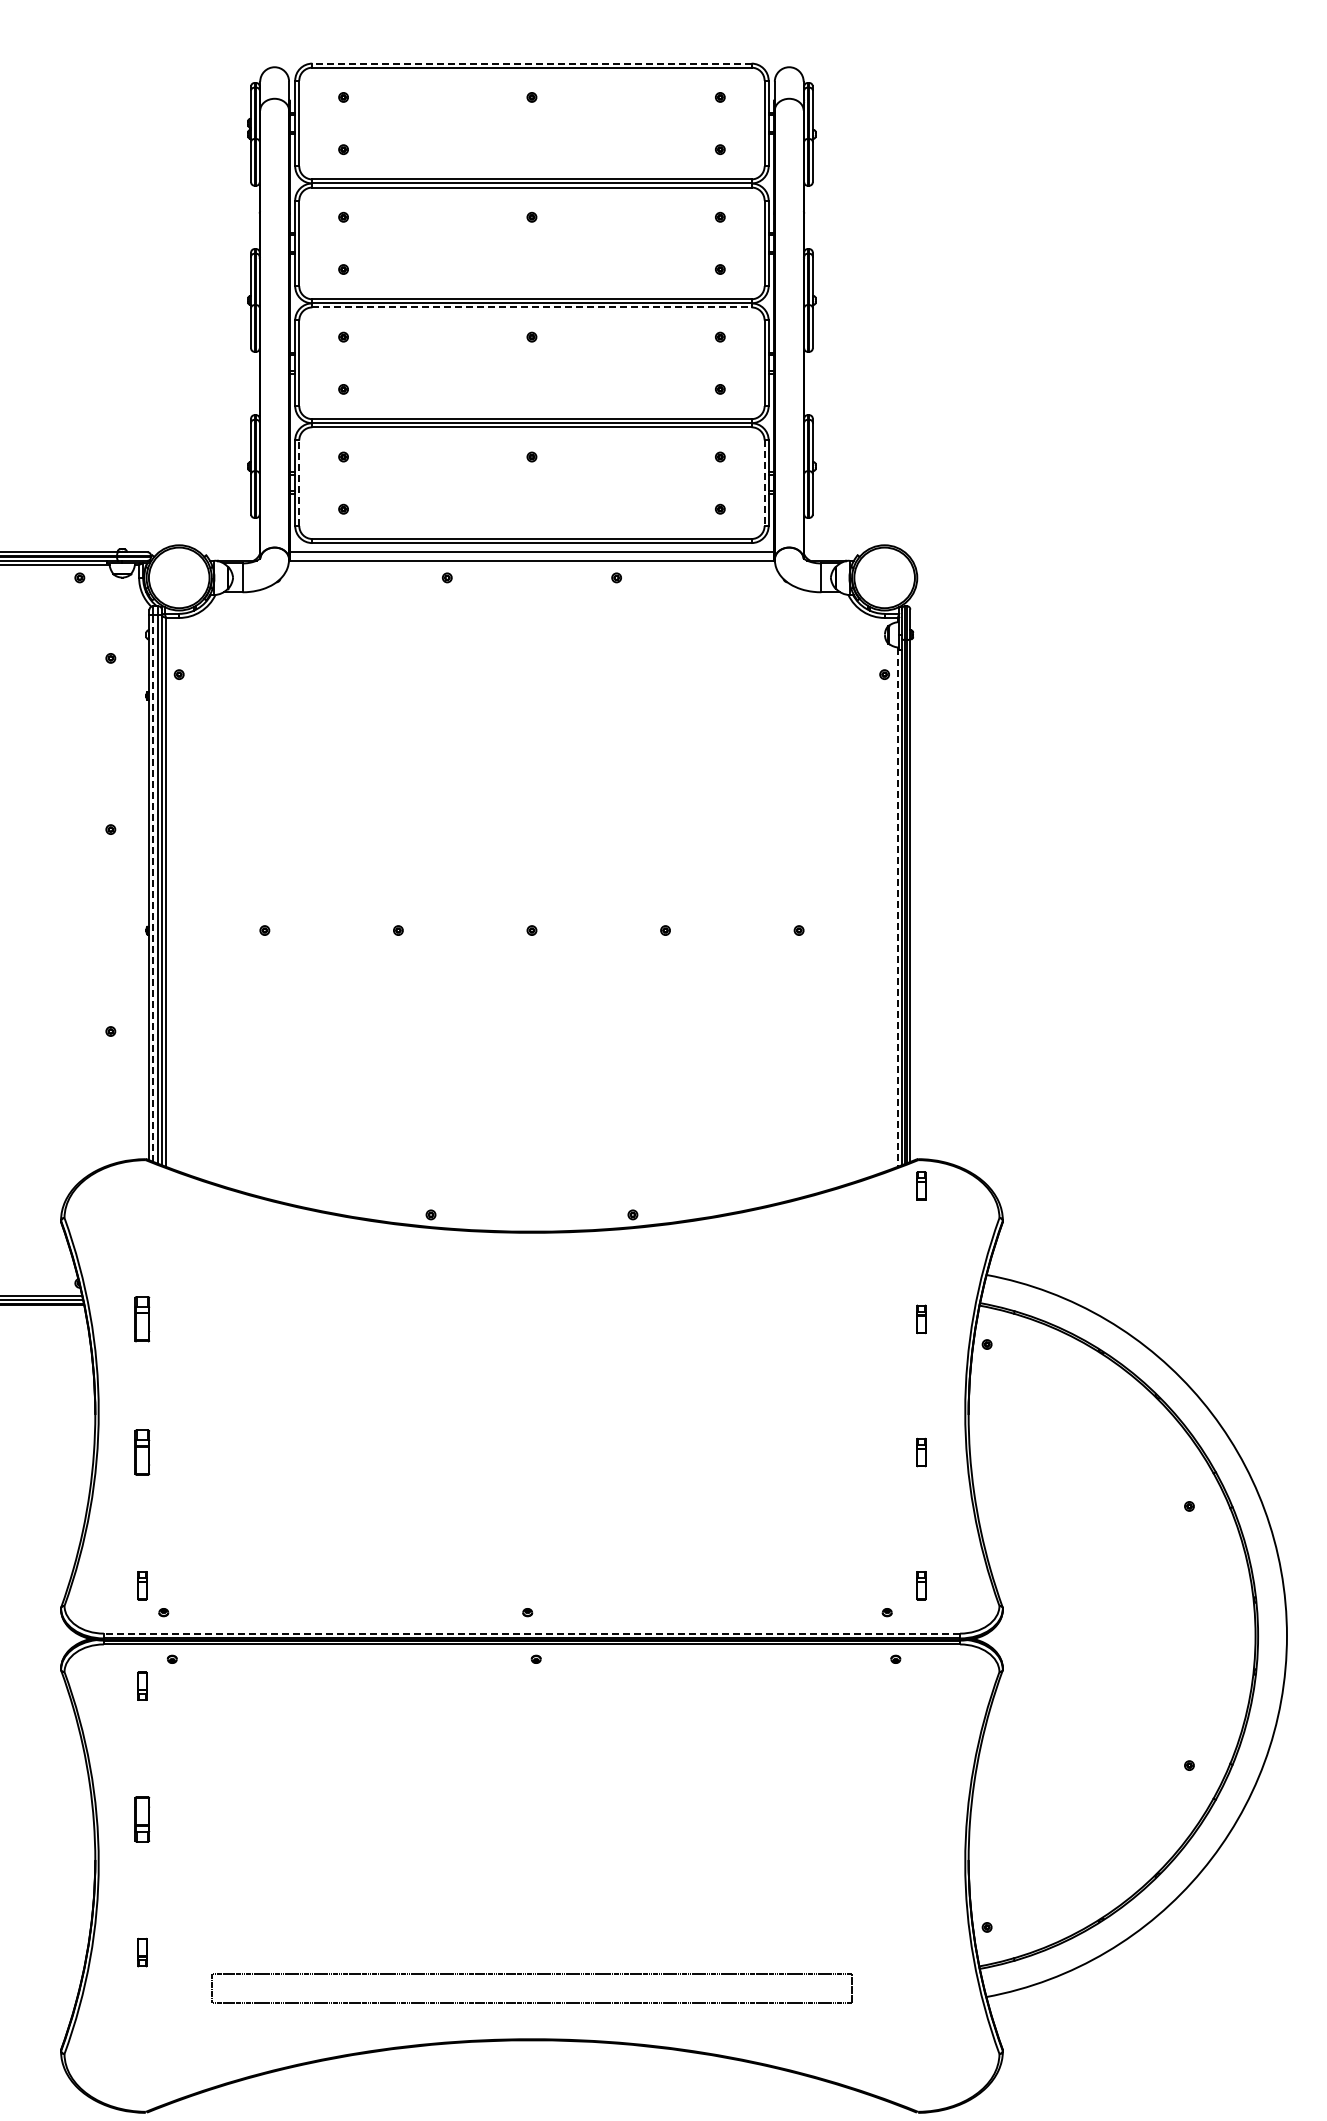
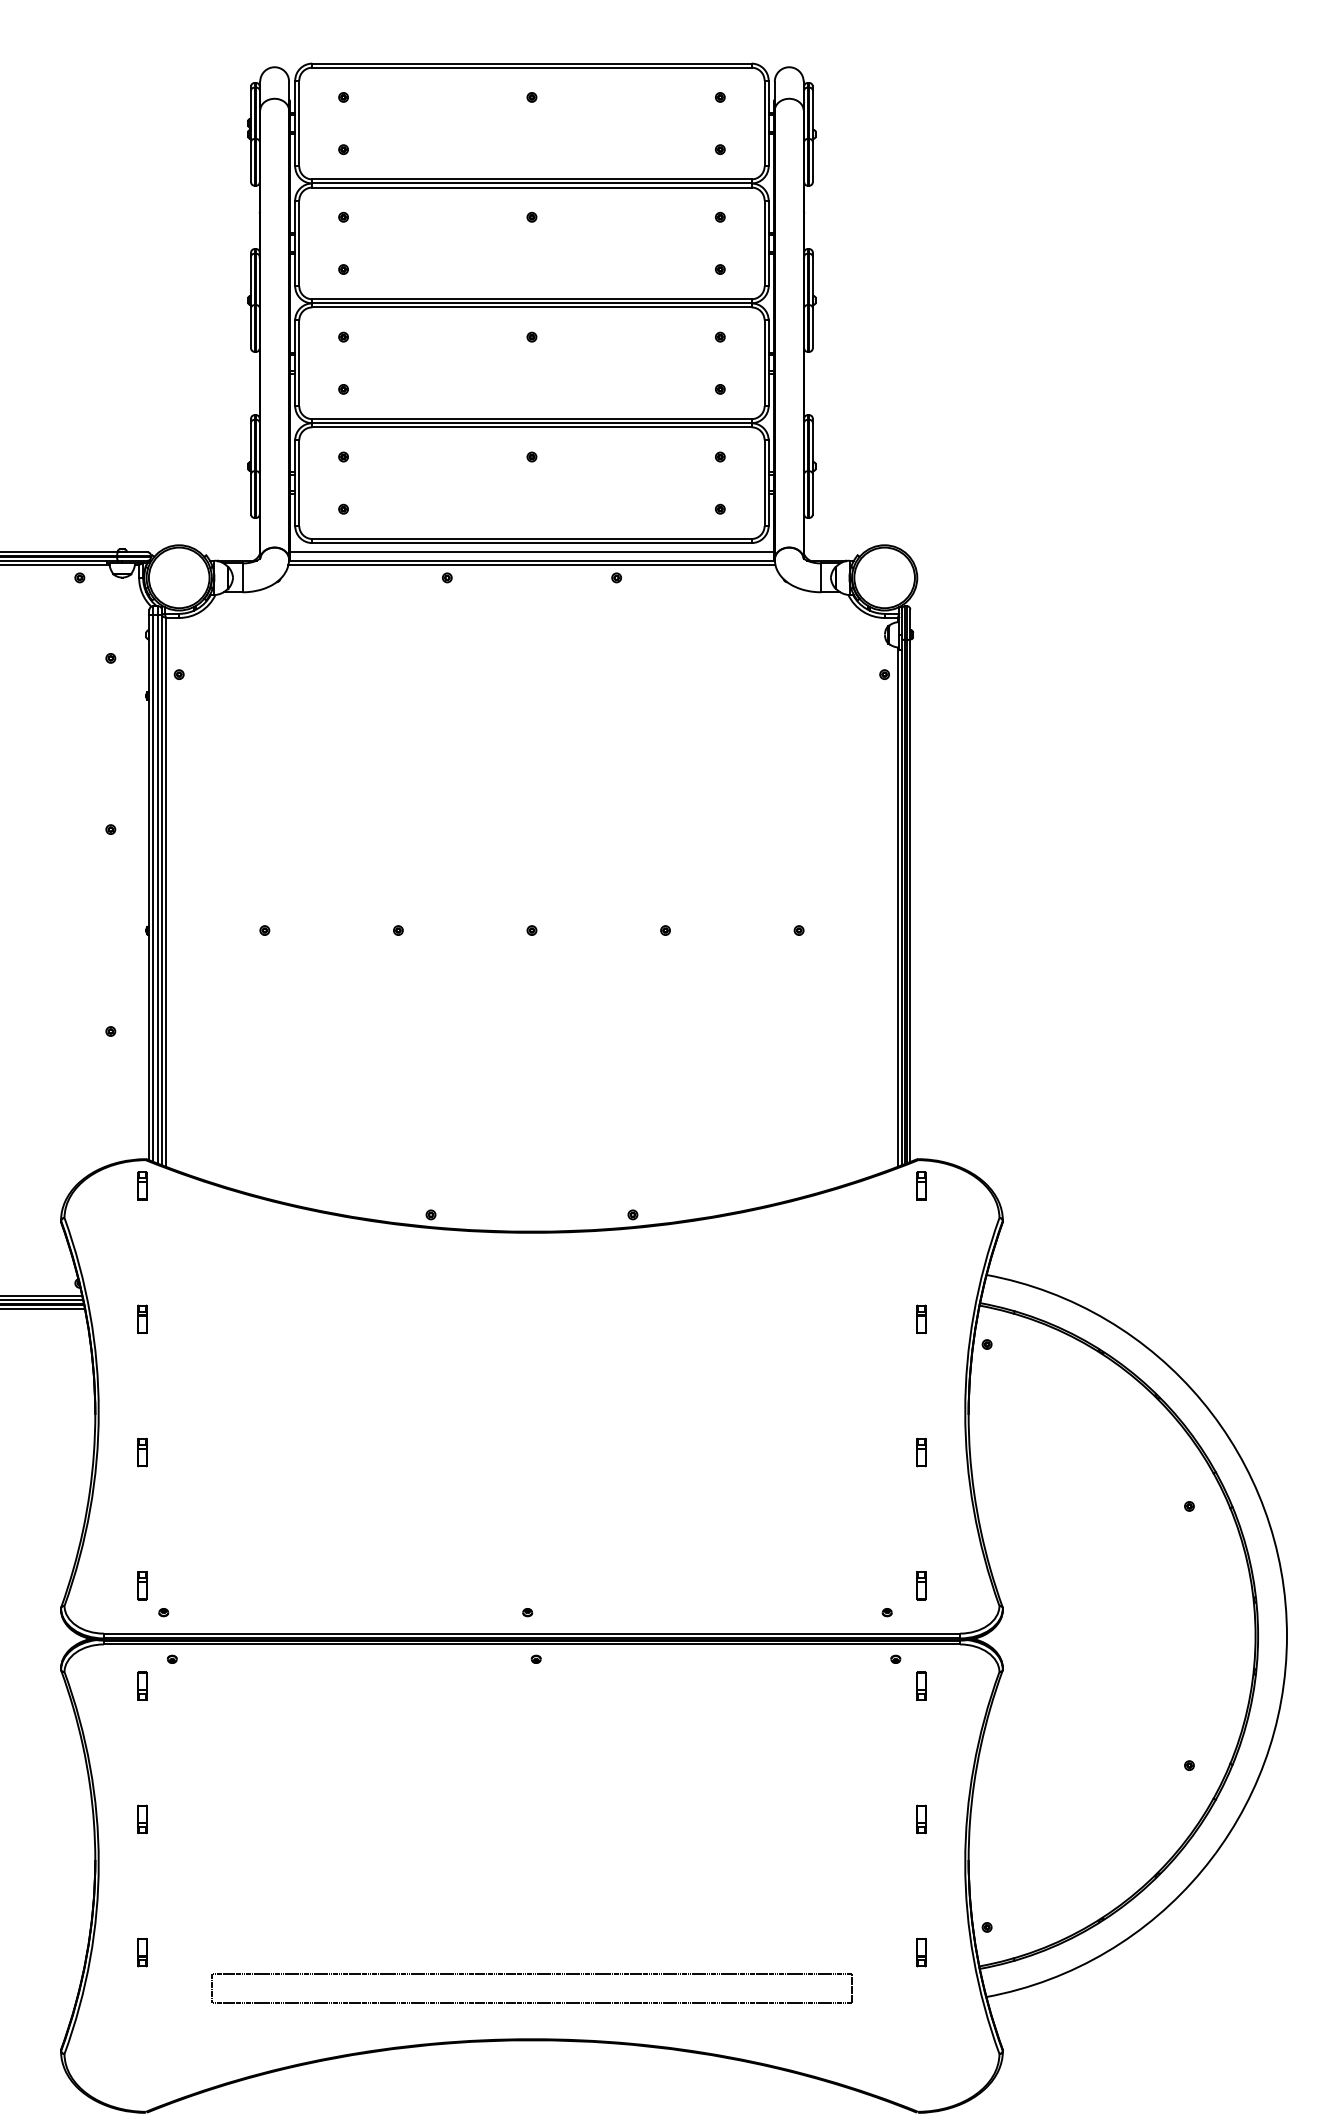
line: dashed -> solid (531, 63)
line: dashed -> solid (531, 307)
line: dashed -> solid (299, 483)
line: dashed -> solid (764, 483)
line: none -> present (531, 564)
line: dashed -> solid (153, 888)
line: dashed -> solid (897, 907)
part: none -> present (142, 1185)
line: none -> present (43, 1309)
part size: 17x47 px -> 11x31 px (142, 1319)
part size: 17x47 px -> 11x31 px (142, 1452)
line: dashed -> solid (531, 1633)
part: none -> present (921, 1685)
part size: 17x47 px -> 11x31 px (142, 1819)
part: none -> present (921, 1819)
part: none -> present (921, 1952)
